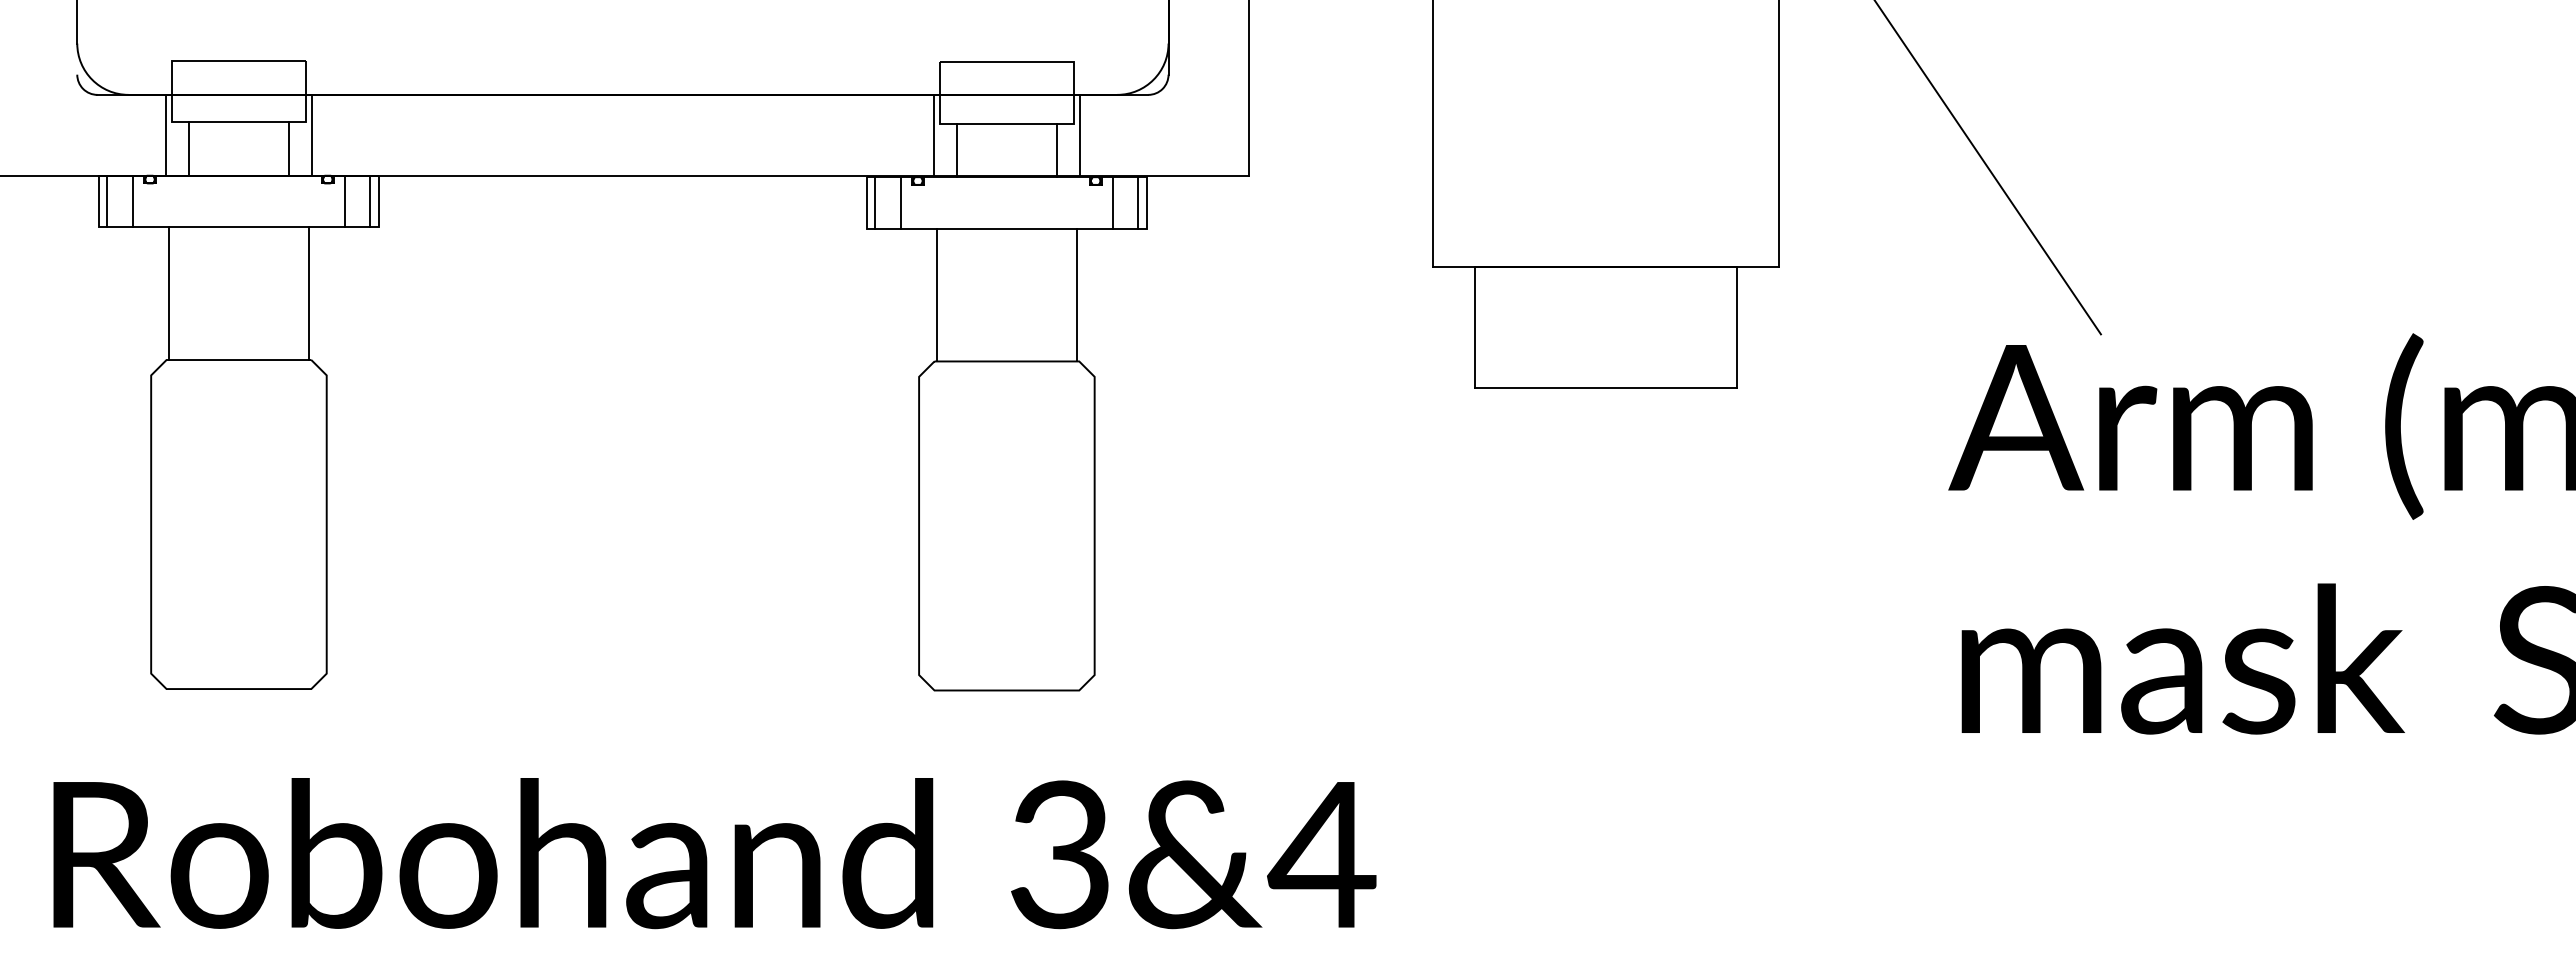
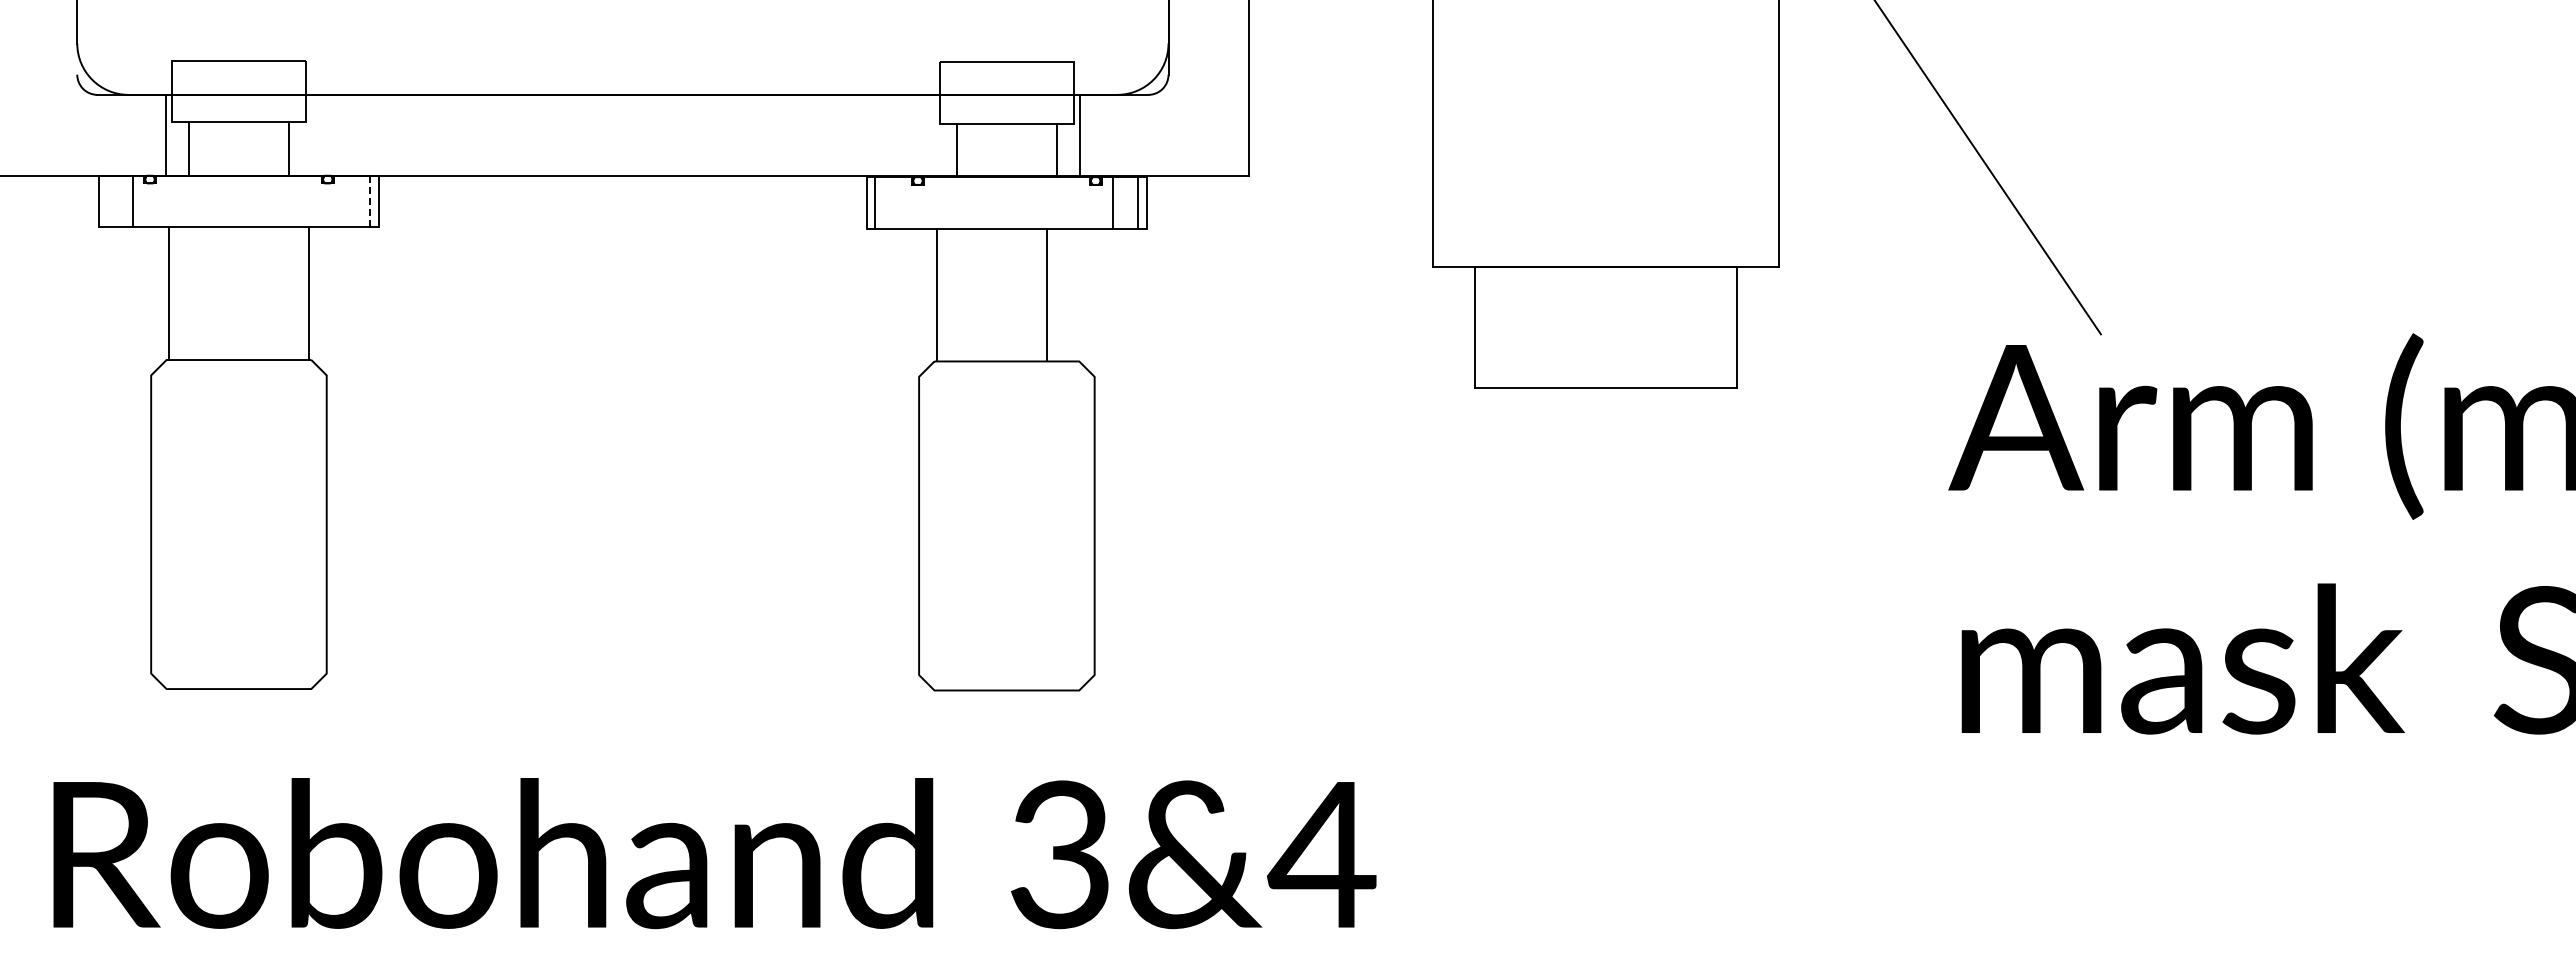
line: present -> none (311, 134)
line: present -> none (934, 134)
line: present -> none (107, 201)
line: present -> none (344, 201)
line: solid -> dashed (370, 201)
line: present -> none (901, 202)
line position: (1076, 294) -> (1046, 294) (1046, 294)
